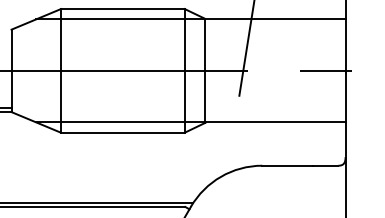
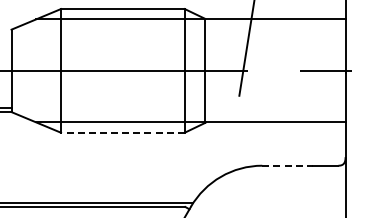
line: solid -> dashed (122, 132)
line: solid -> dashed (287, 165)
